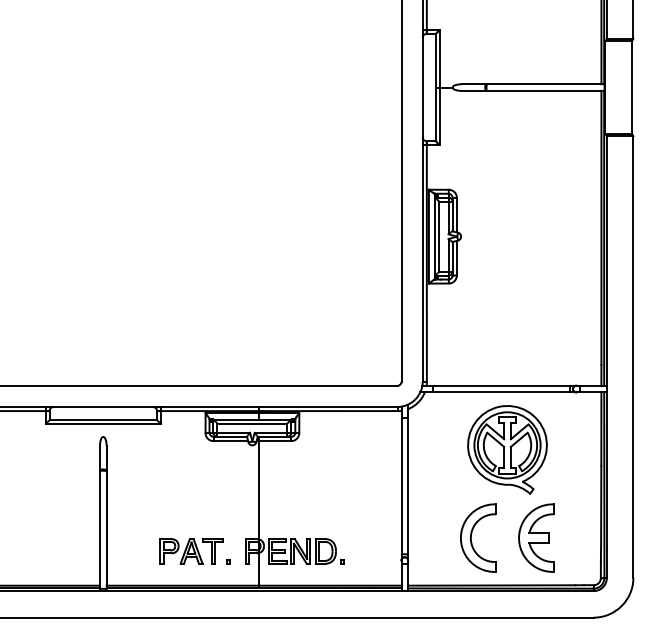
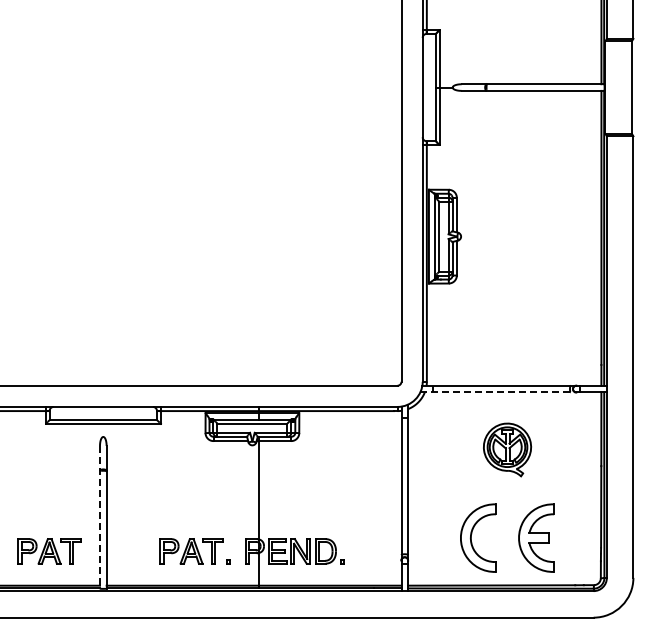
line: solid -> dashed (498, 392)
part size: 81x90 px -> 50x56 px (507, 449)
line: solid -> dashed (100, 517)
part: none -> present (49, 551)
